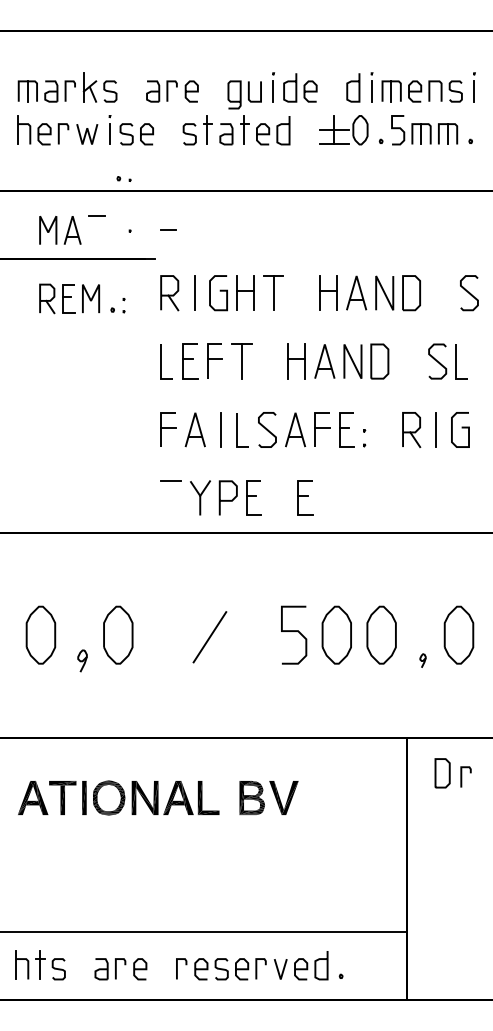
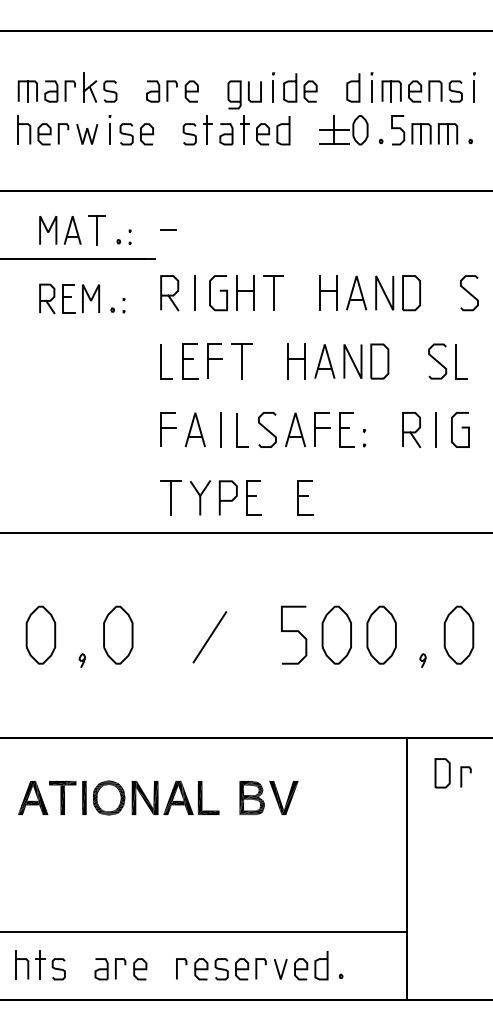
part position: (123, 178) -> (123, 241) (123, 241)
line: none -> present (97, 230)
line: none -> present (170, 498)
part size: 11x24 px -> 8x15 px (81, 660)
